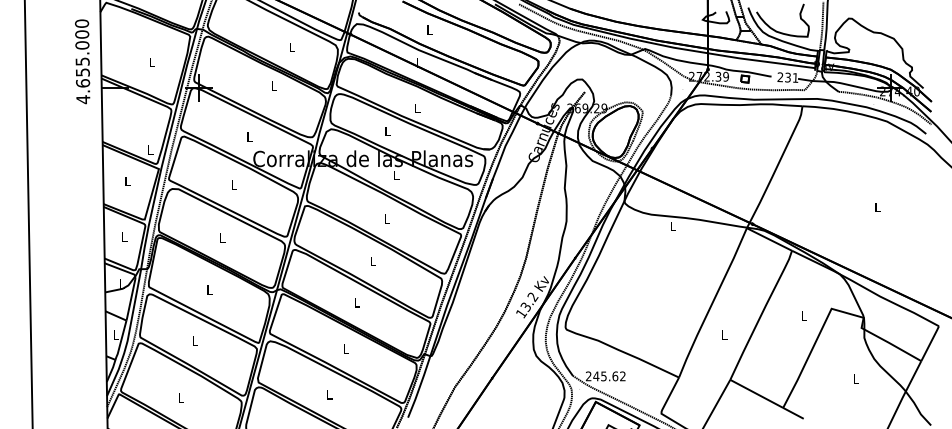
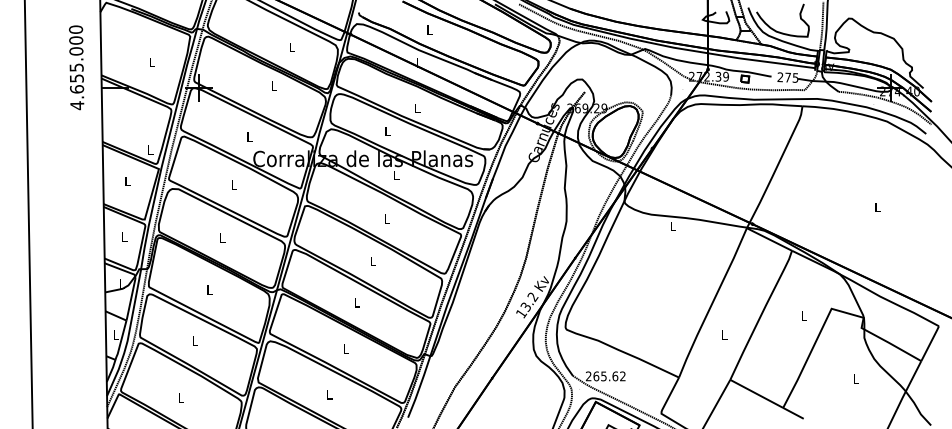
text position: (82, 61) -> (76, 67) (76, 67)
text: 231 -> 275 (791, 77)
text: 245.62 -> 265.62 (596, 376)
